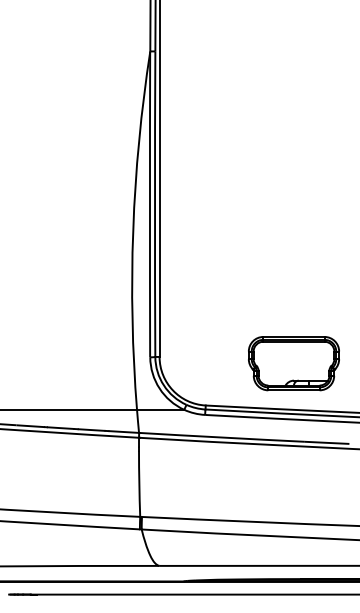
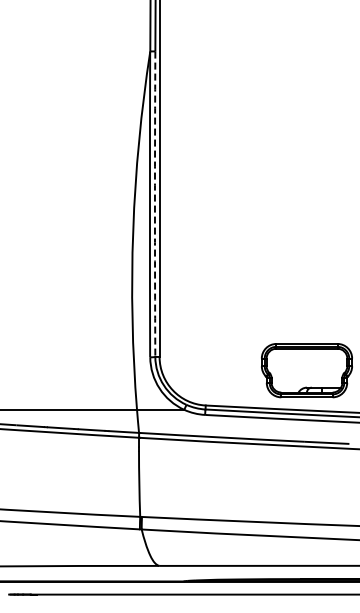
arc: solid -> dashed (154, 204)
part position: (293, 363) -> (306, 370) (306, 370)
